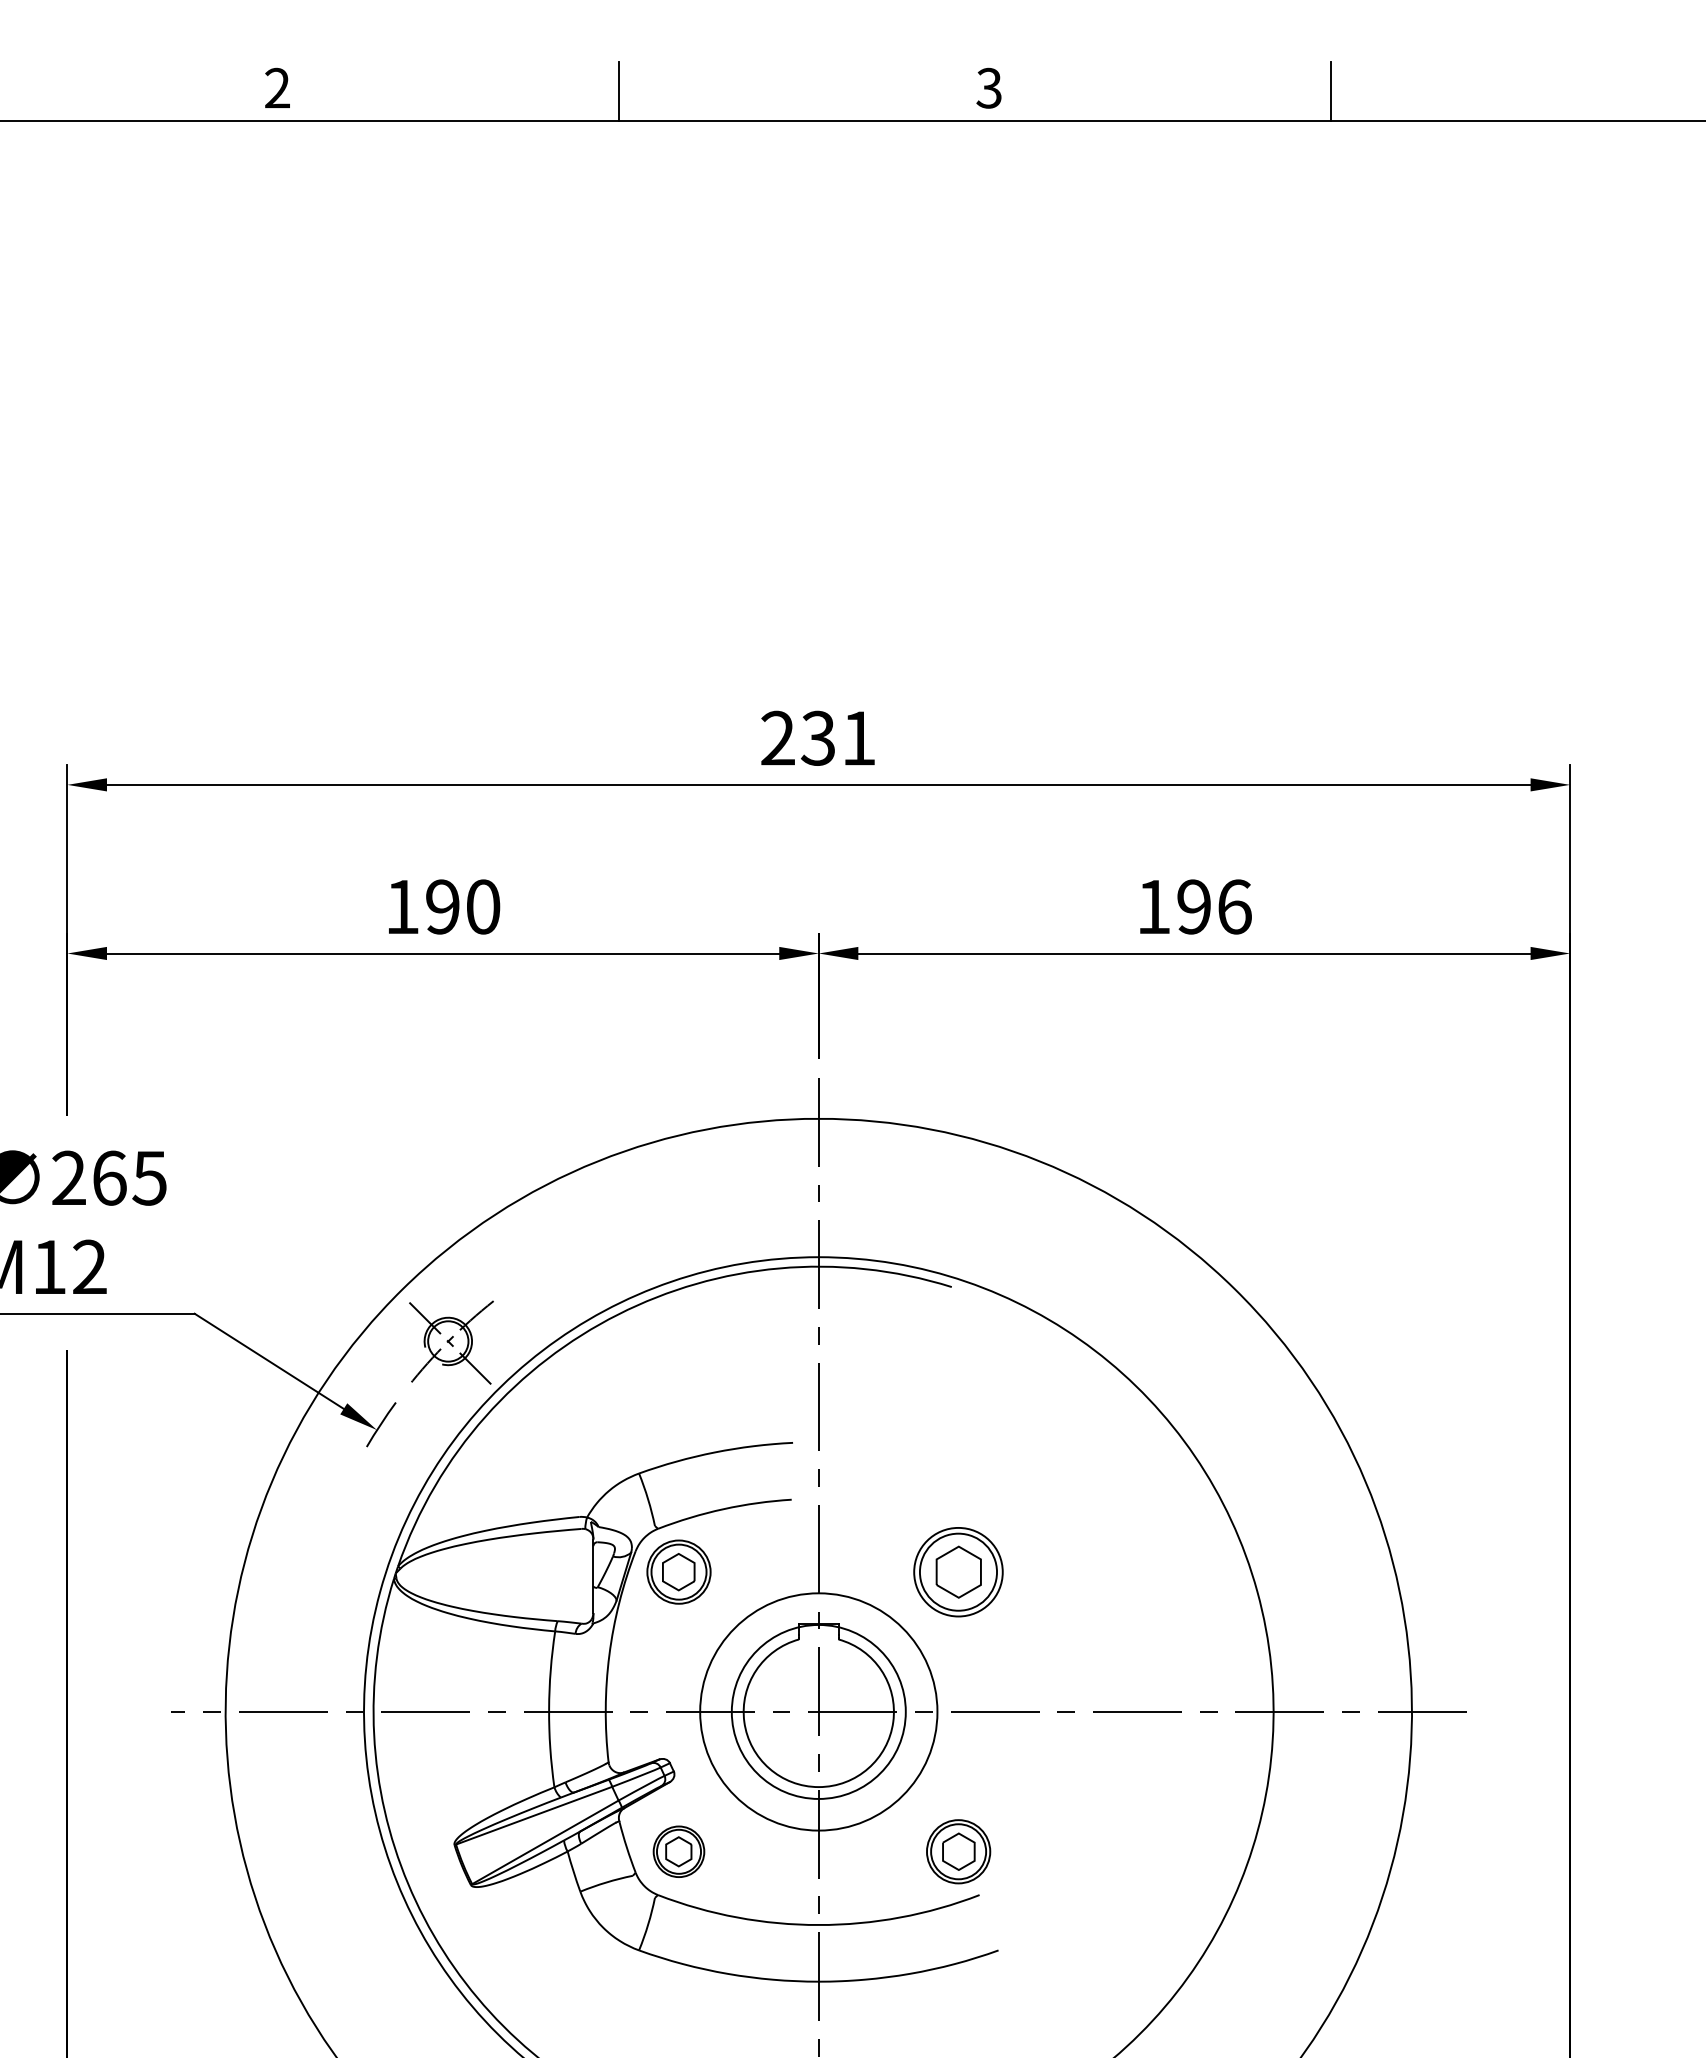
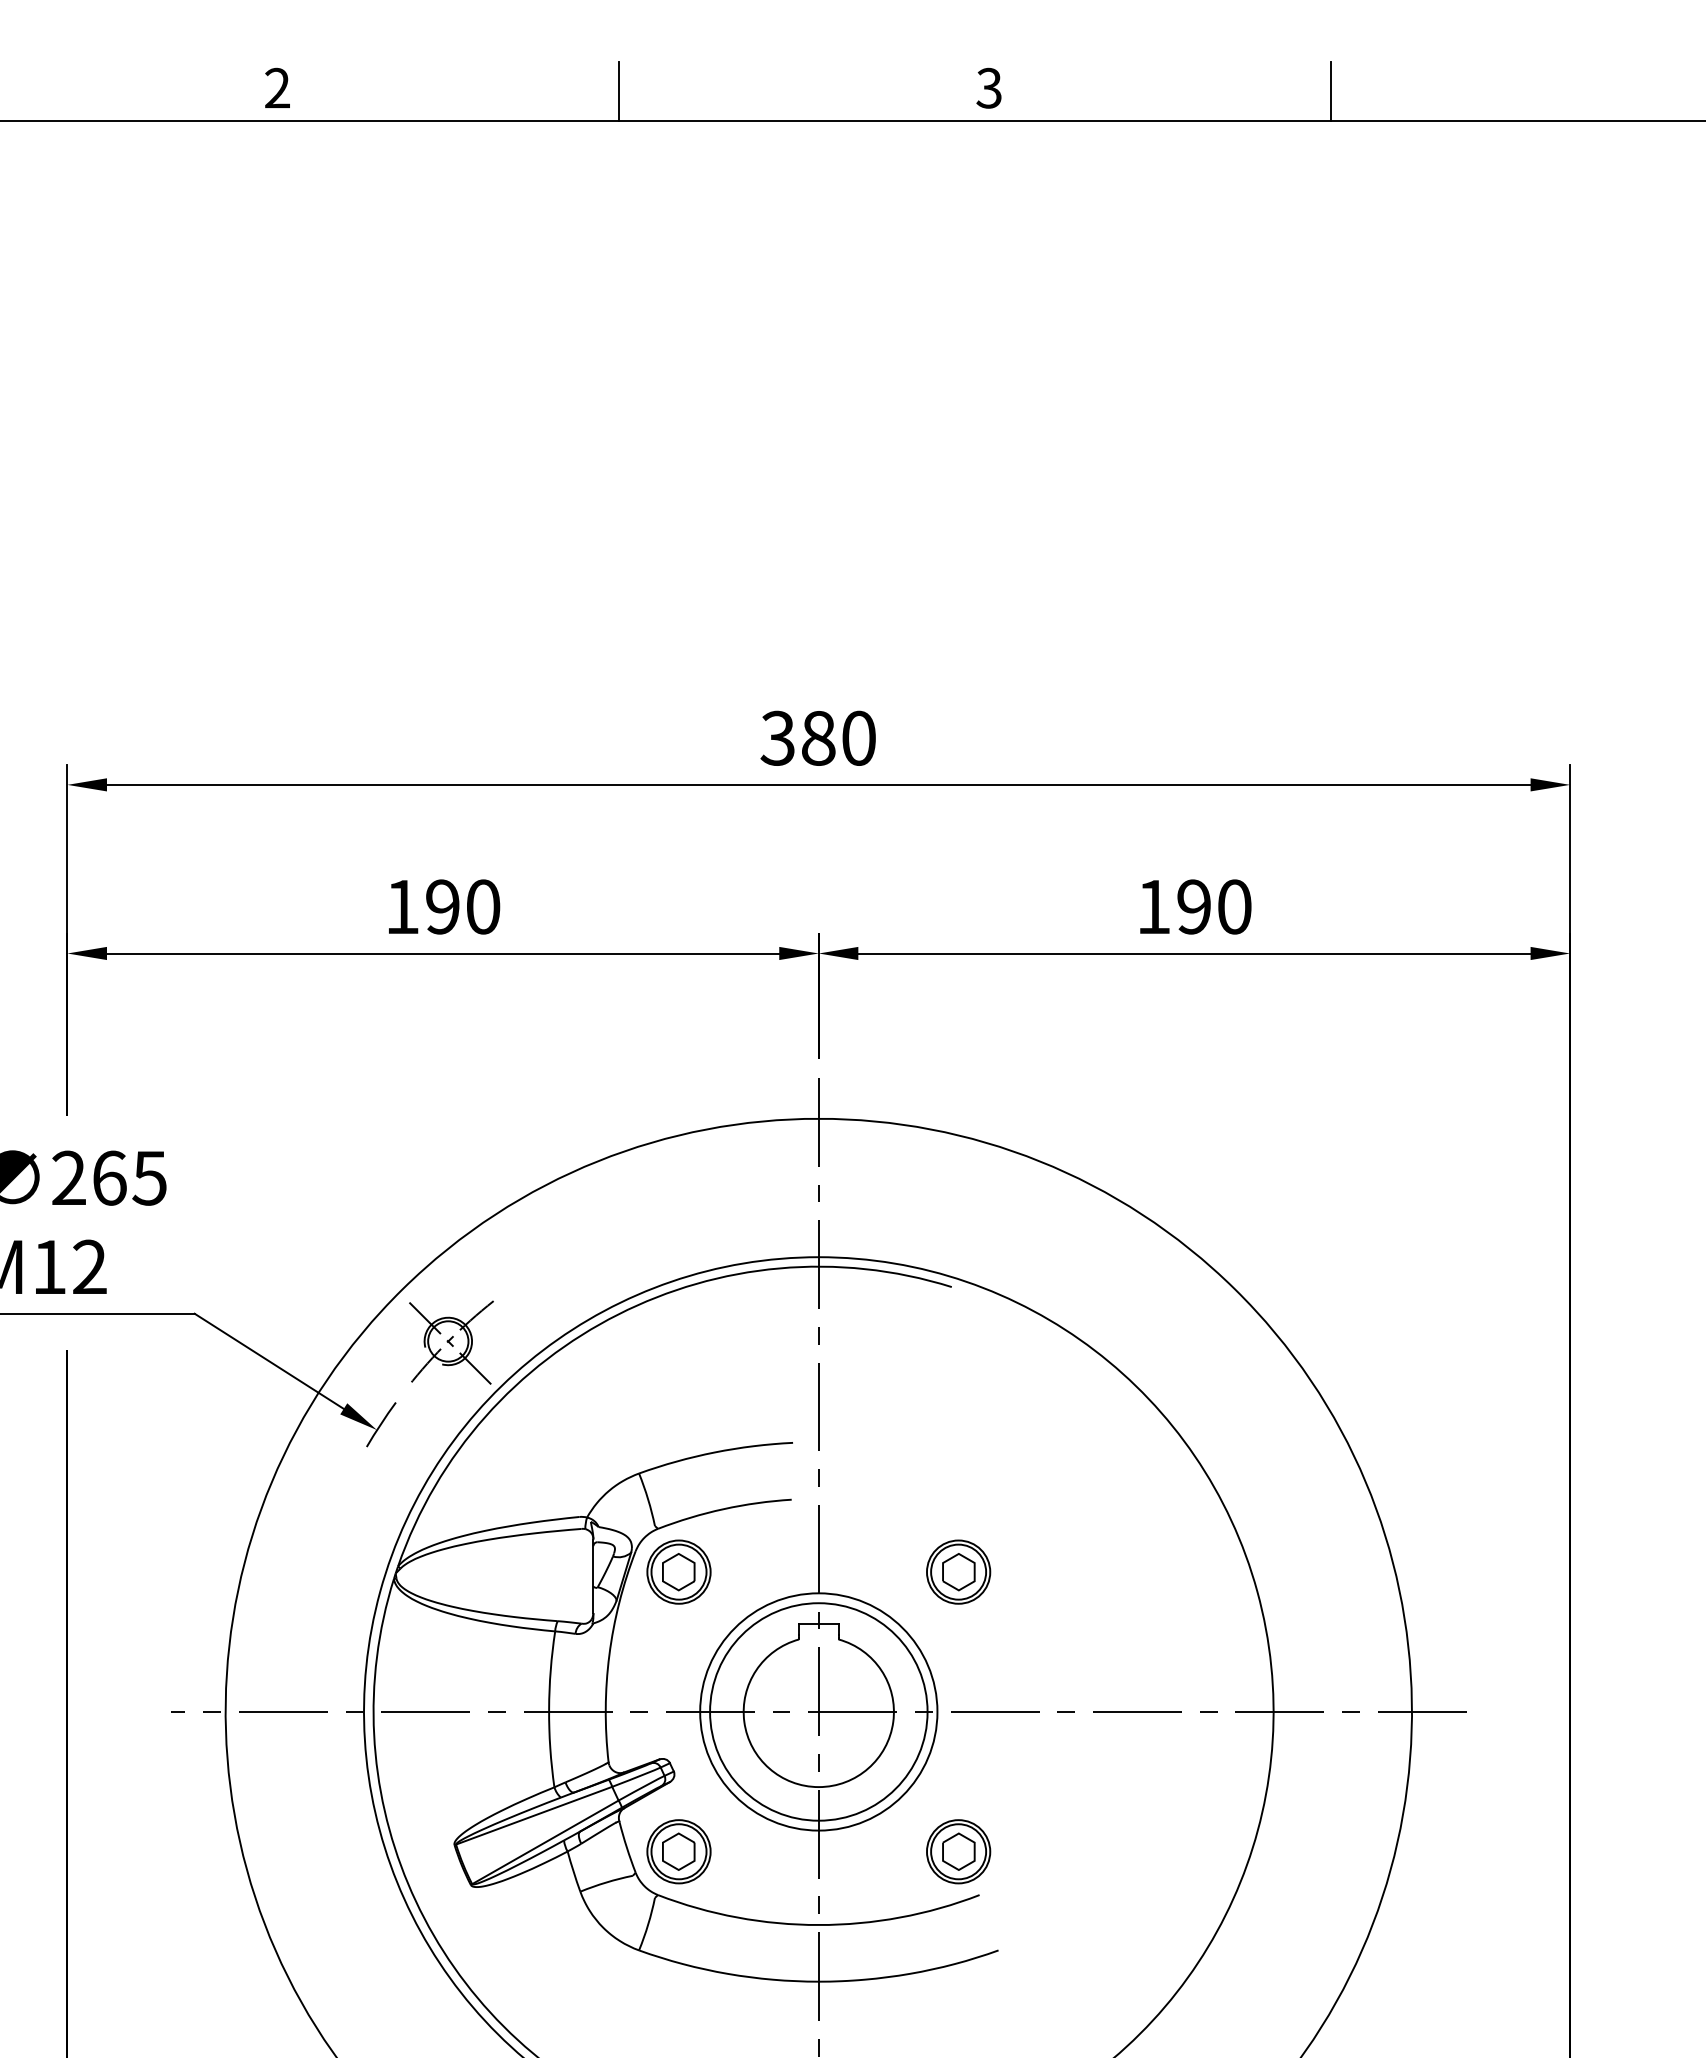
text: 231 -> 380 (817, 737)
text: 196 -> 190 (1234, 906)
part size: 91x91 px -> 66x66 px (958, 1571)
circle diameter: 174 px -> 217 px (818, 1711)
part size: 54x53 px -> 66x66 px (678, 1851)
